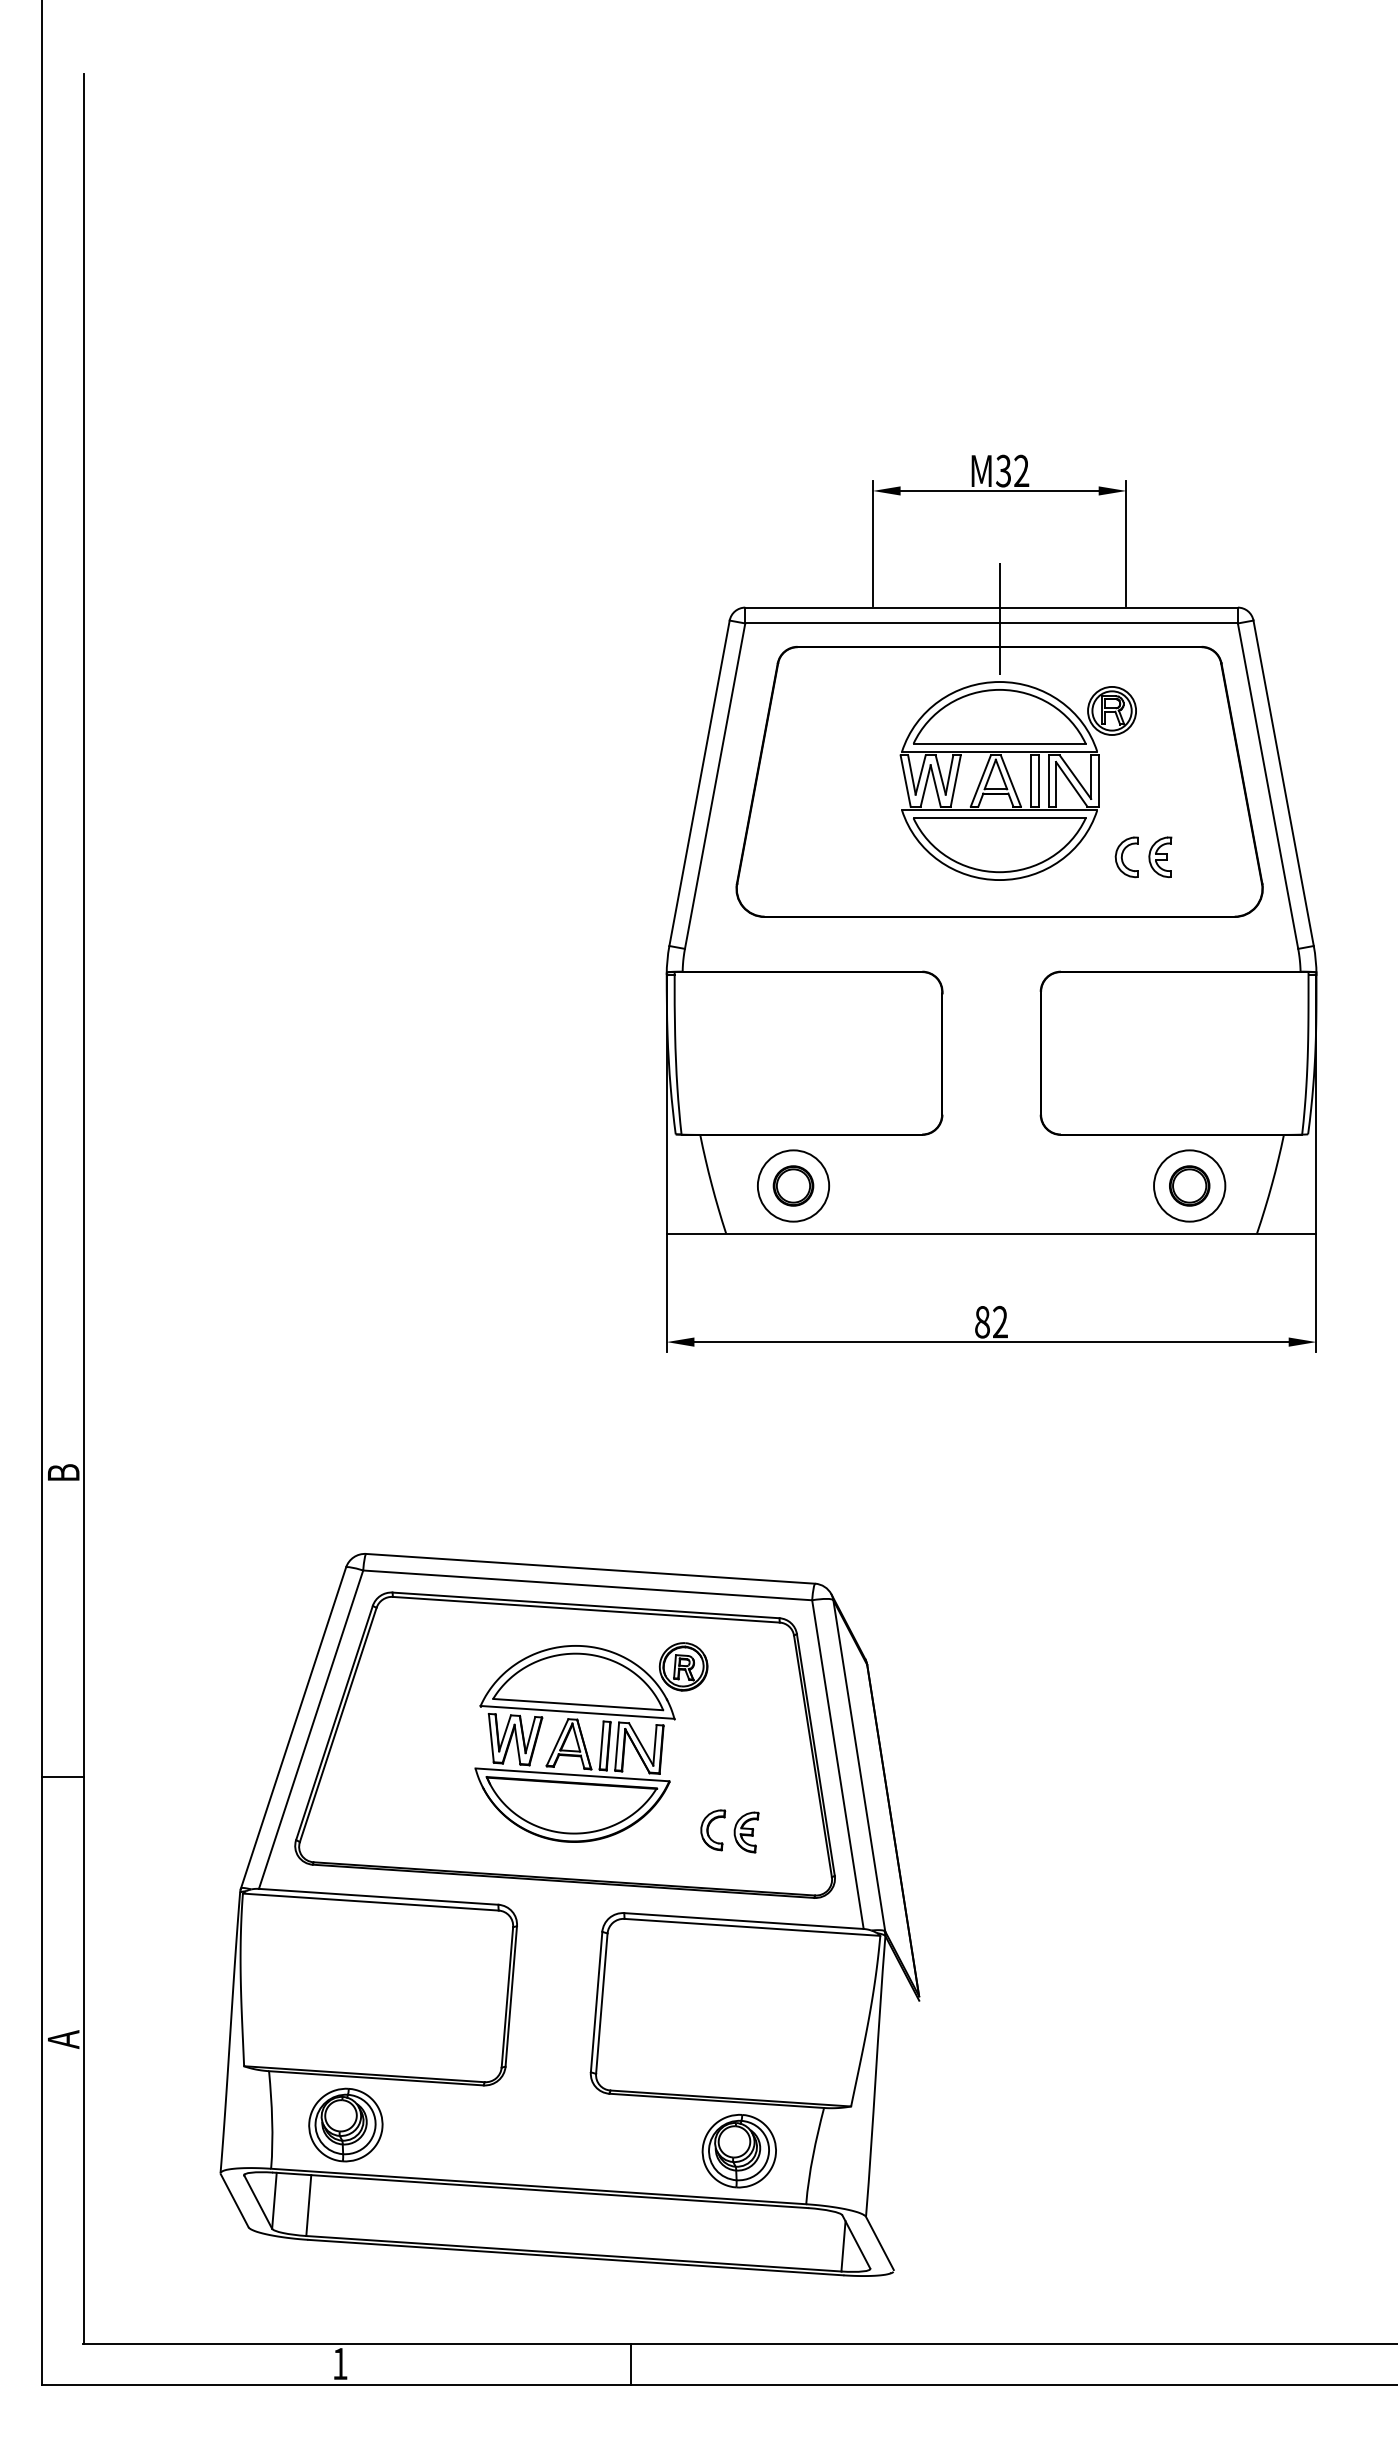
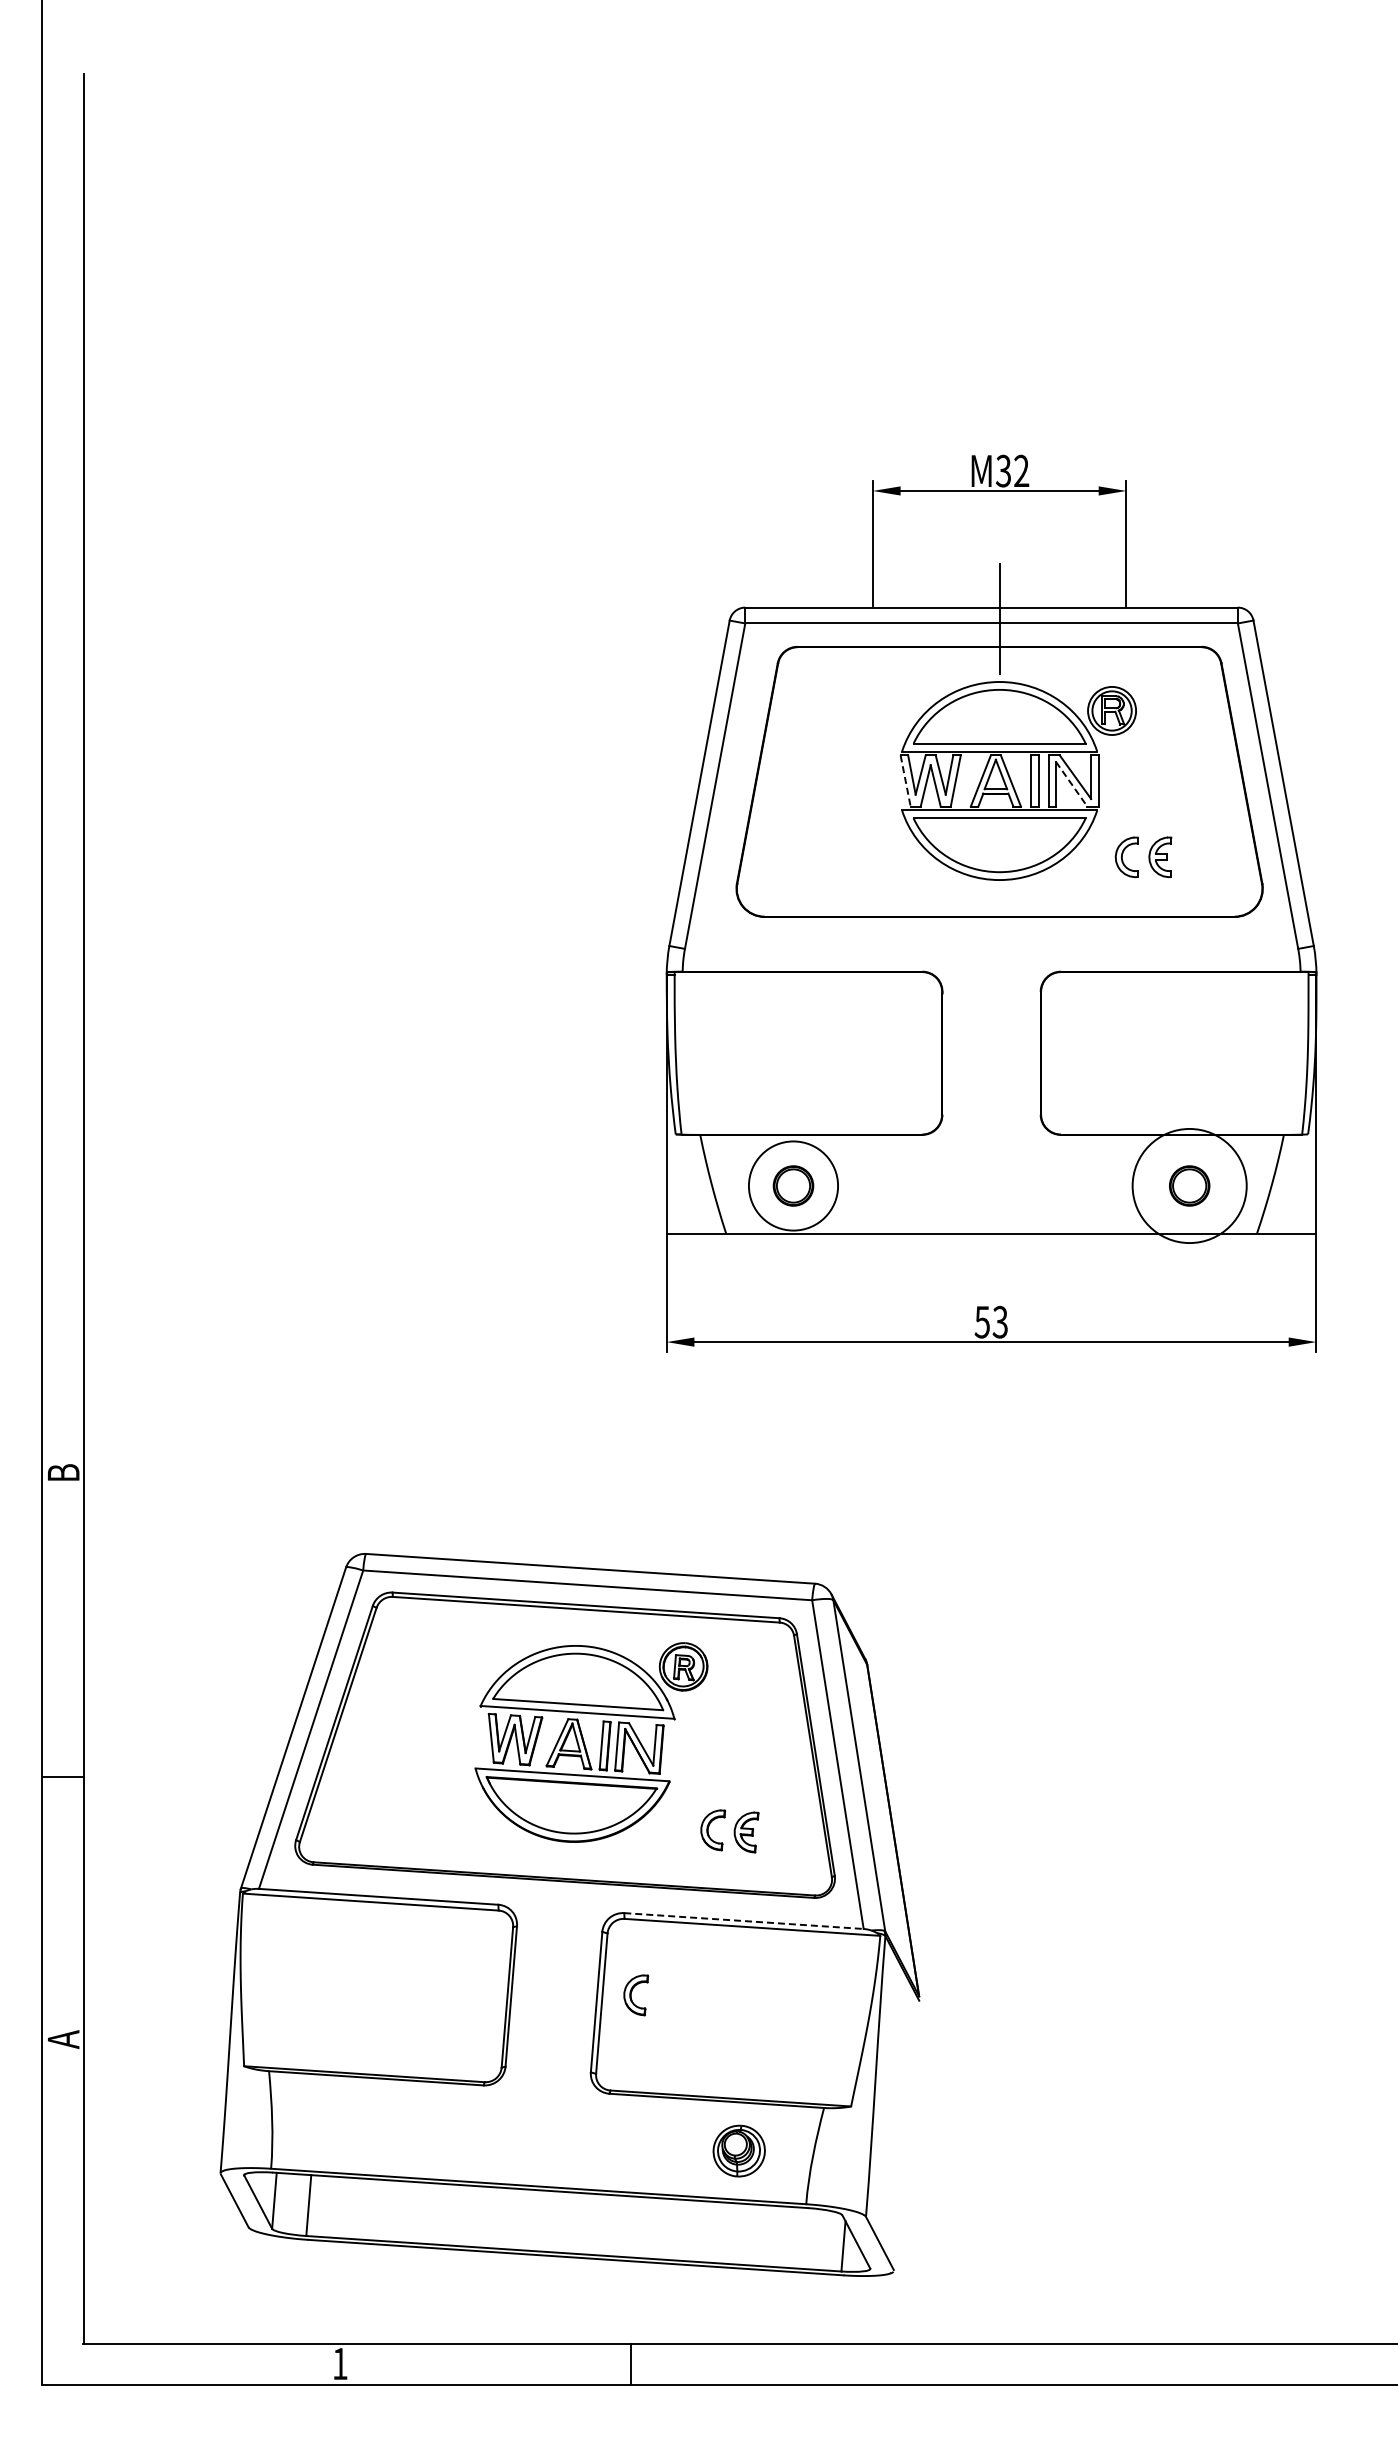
line: solid -> dashed (905, 781)
line: solid -> dashed (1072, 784)
circle diameter: 71 px -> 89 px (793, 1185)
circle diameter: 71 px -> 114 px (1189, 1185)
text: 82 -> 53 (990, 1322)
line: solid -> dashed (743, 1921)
part: none -> present (636, 1995)
part: present -> none (345, 2124)
part size: 76x76 px -> 54x54 px (738, 2150)
